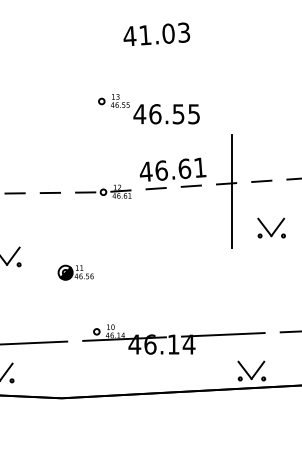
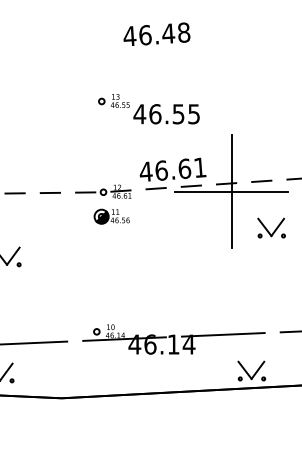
text: 41.03 -> 46.48 (164, 33)
line: none -> present (231, 191)
part position: (75, 272) -> (111, 216) (111, 216)
